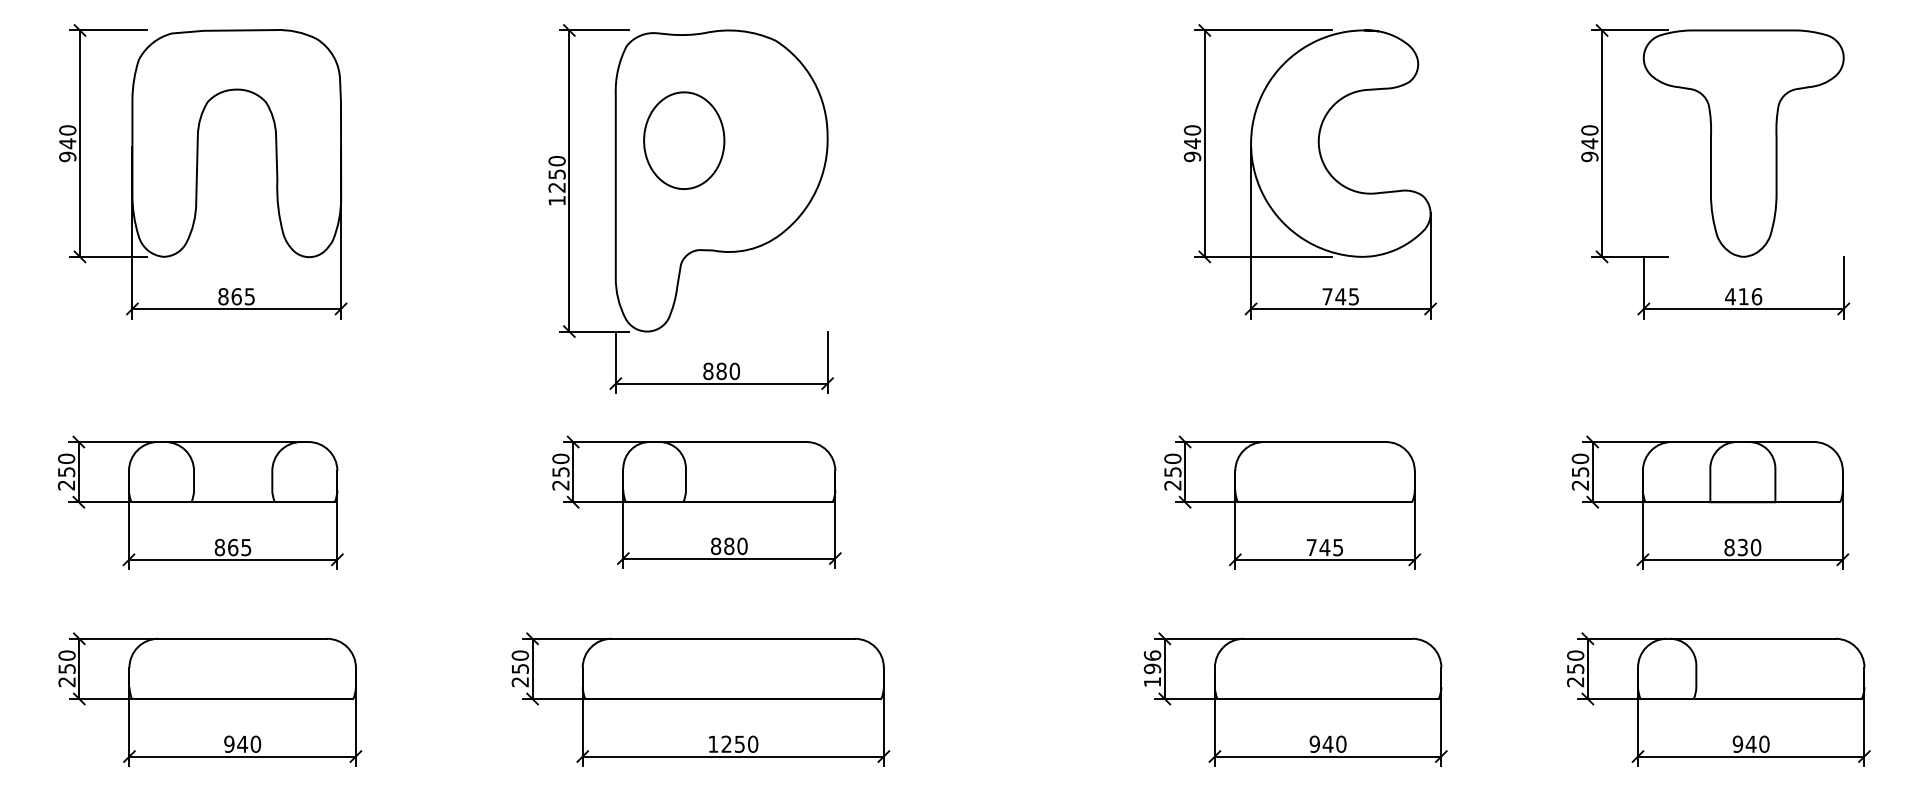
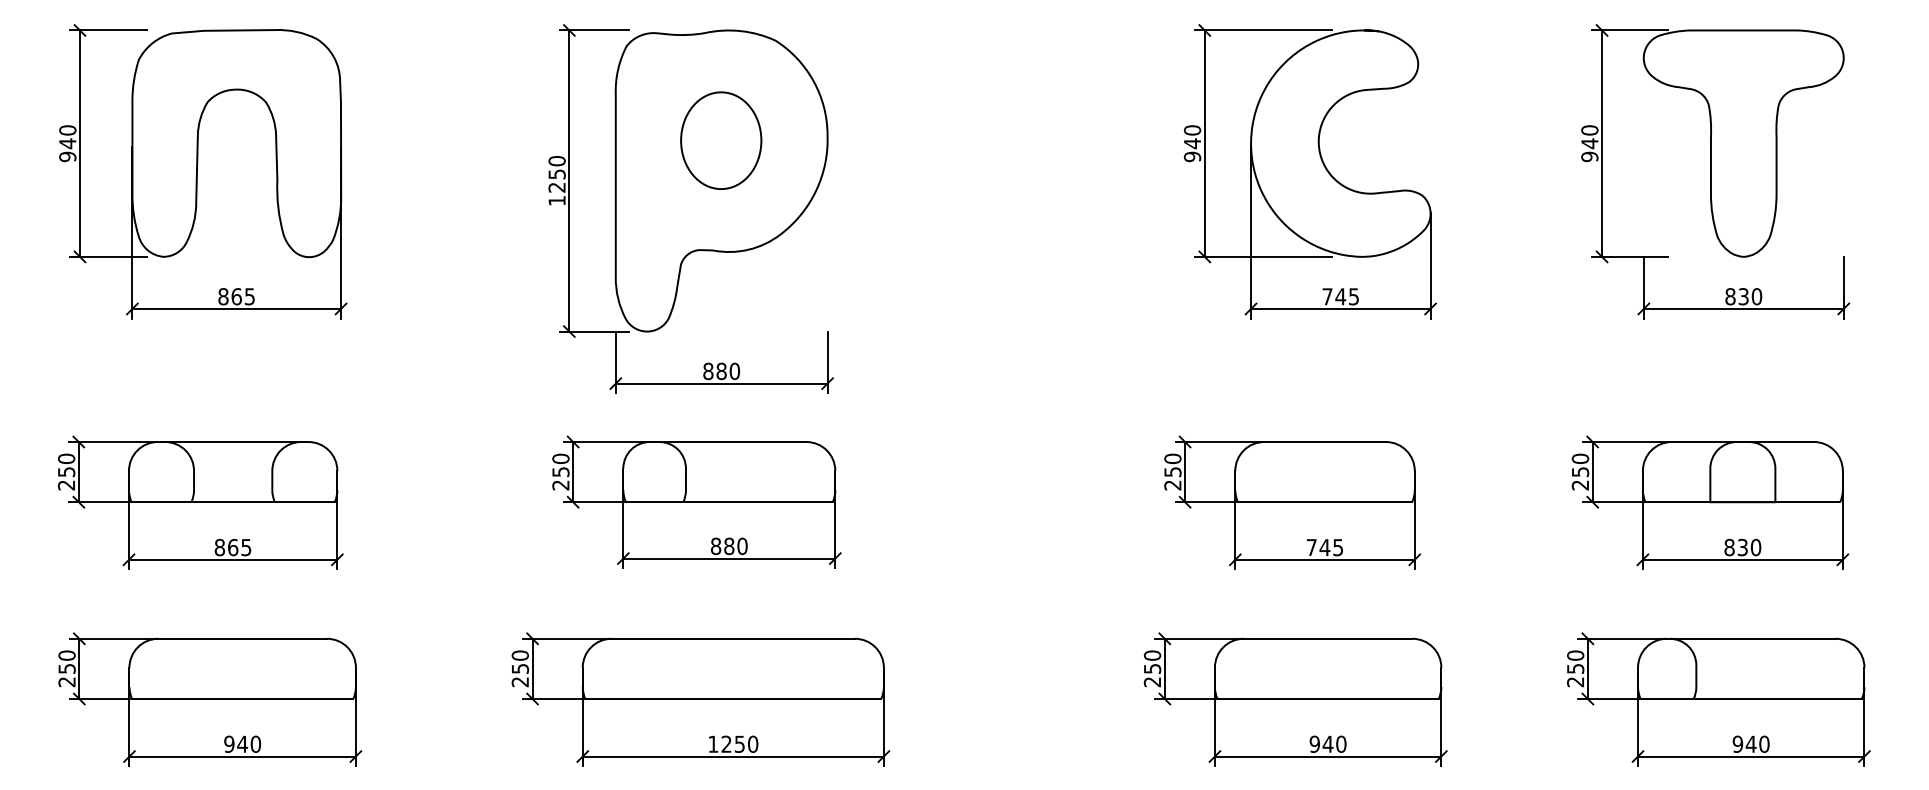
part position: (684, 140) -> (721, 140) (721, 140)
text: 416 -> 830 (1743, 296)
text: 196 -> 250 (1151, 668)
